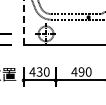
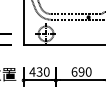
line: dashed -> solid (23, 22)
text: 490 -> 690 (74, 71)
